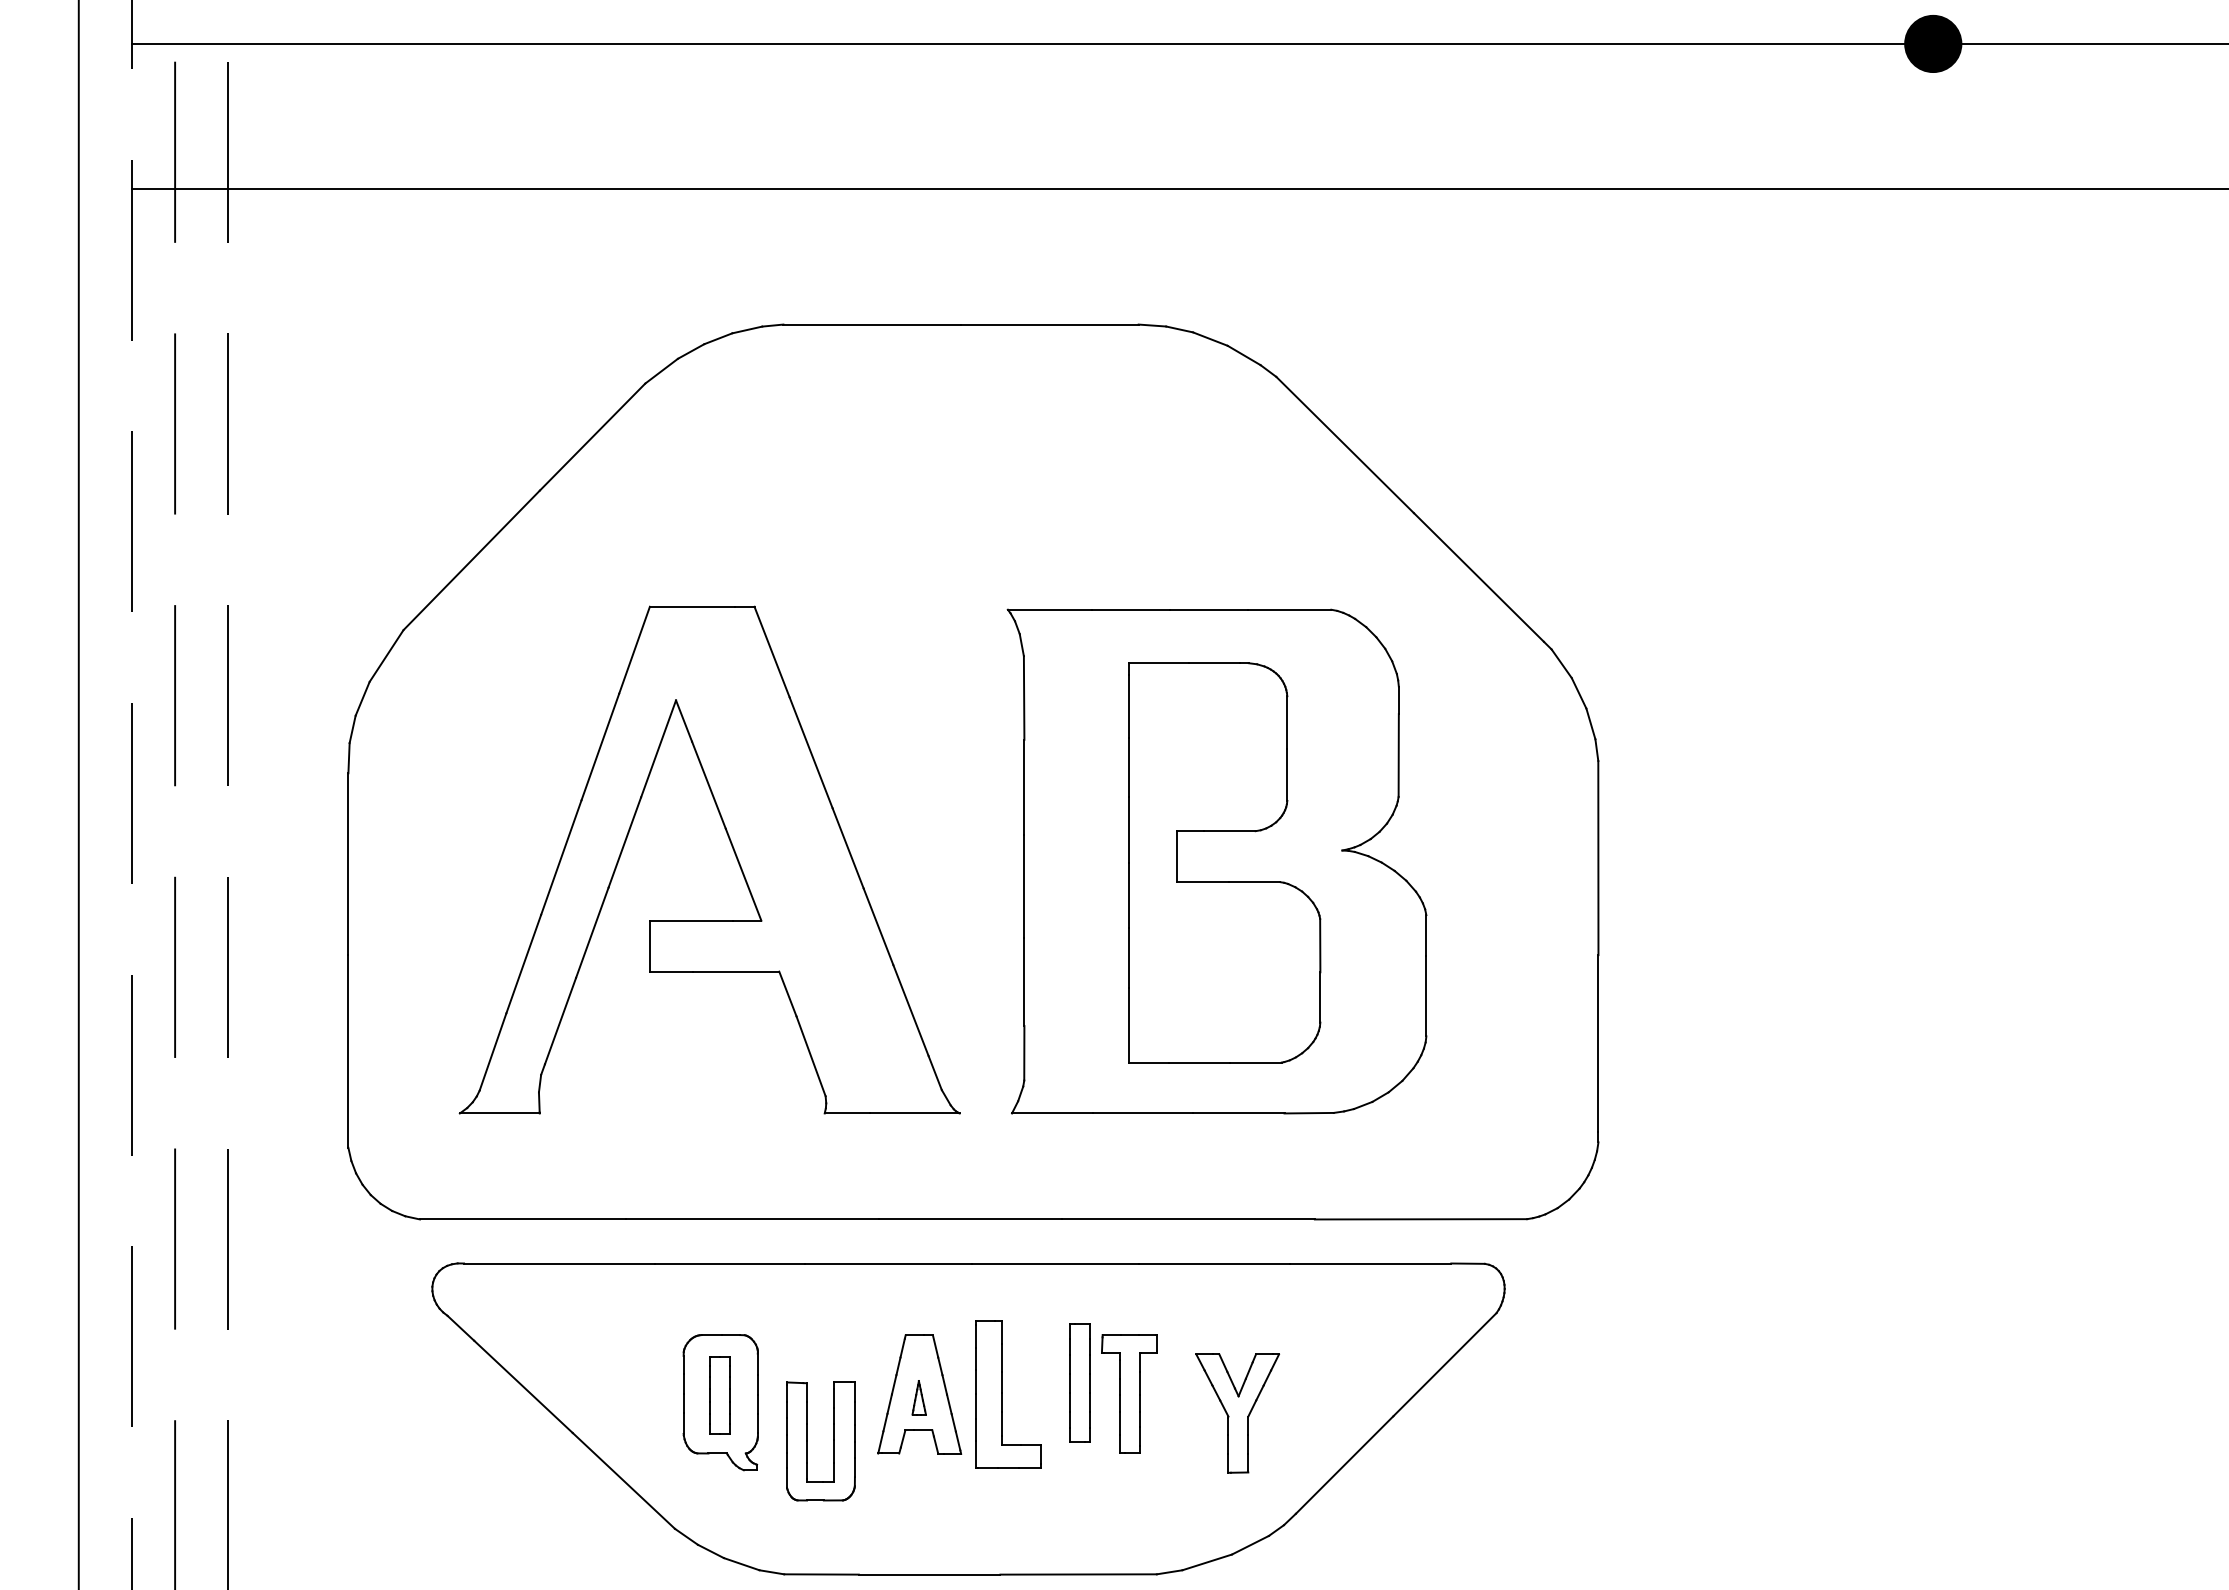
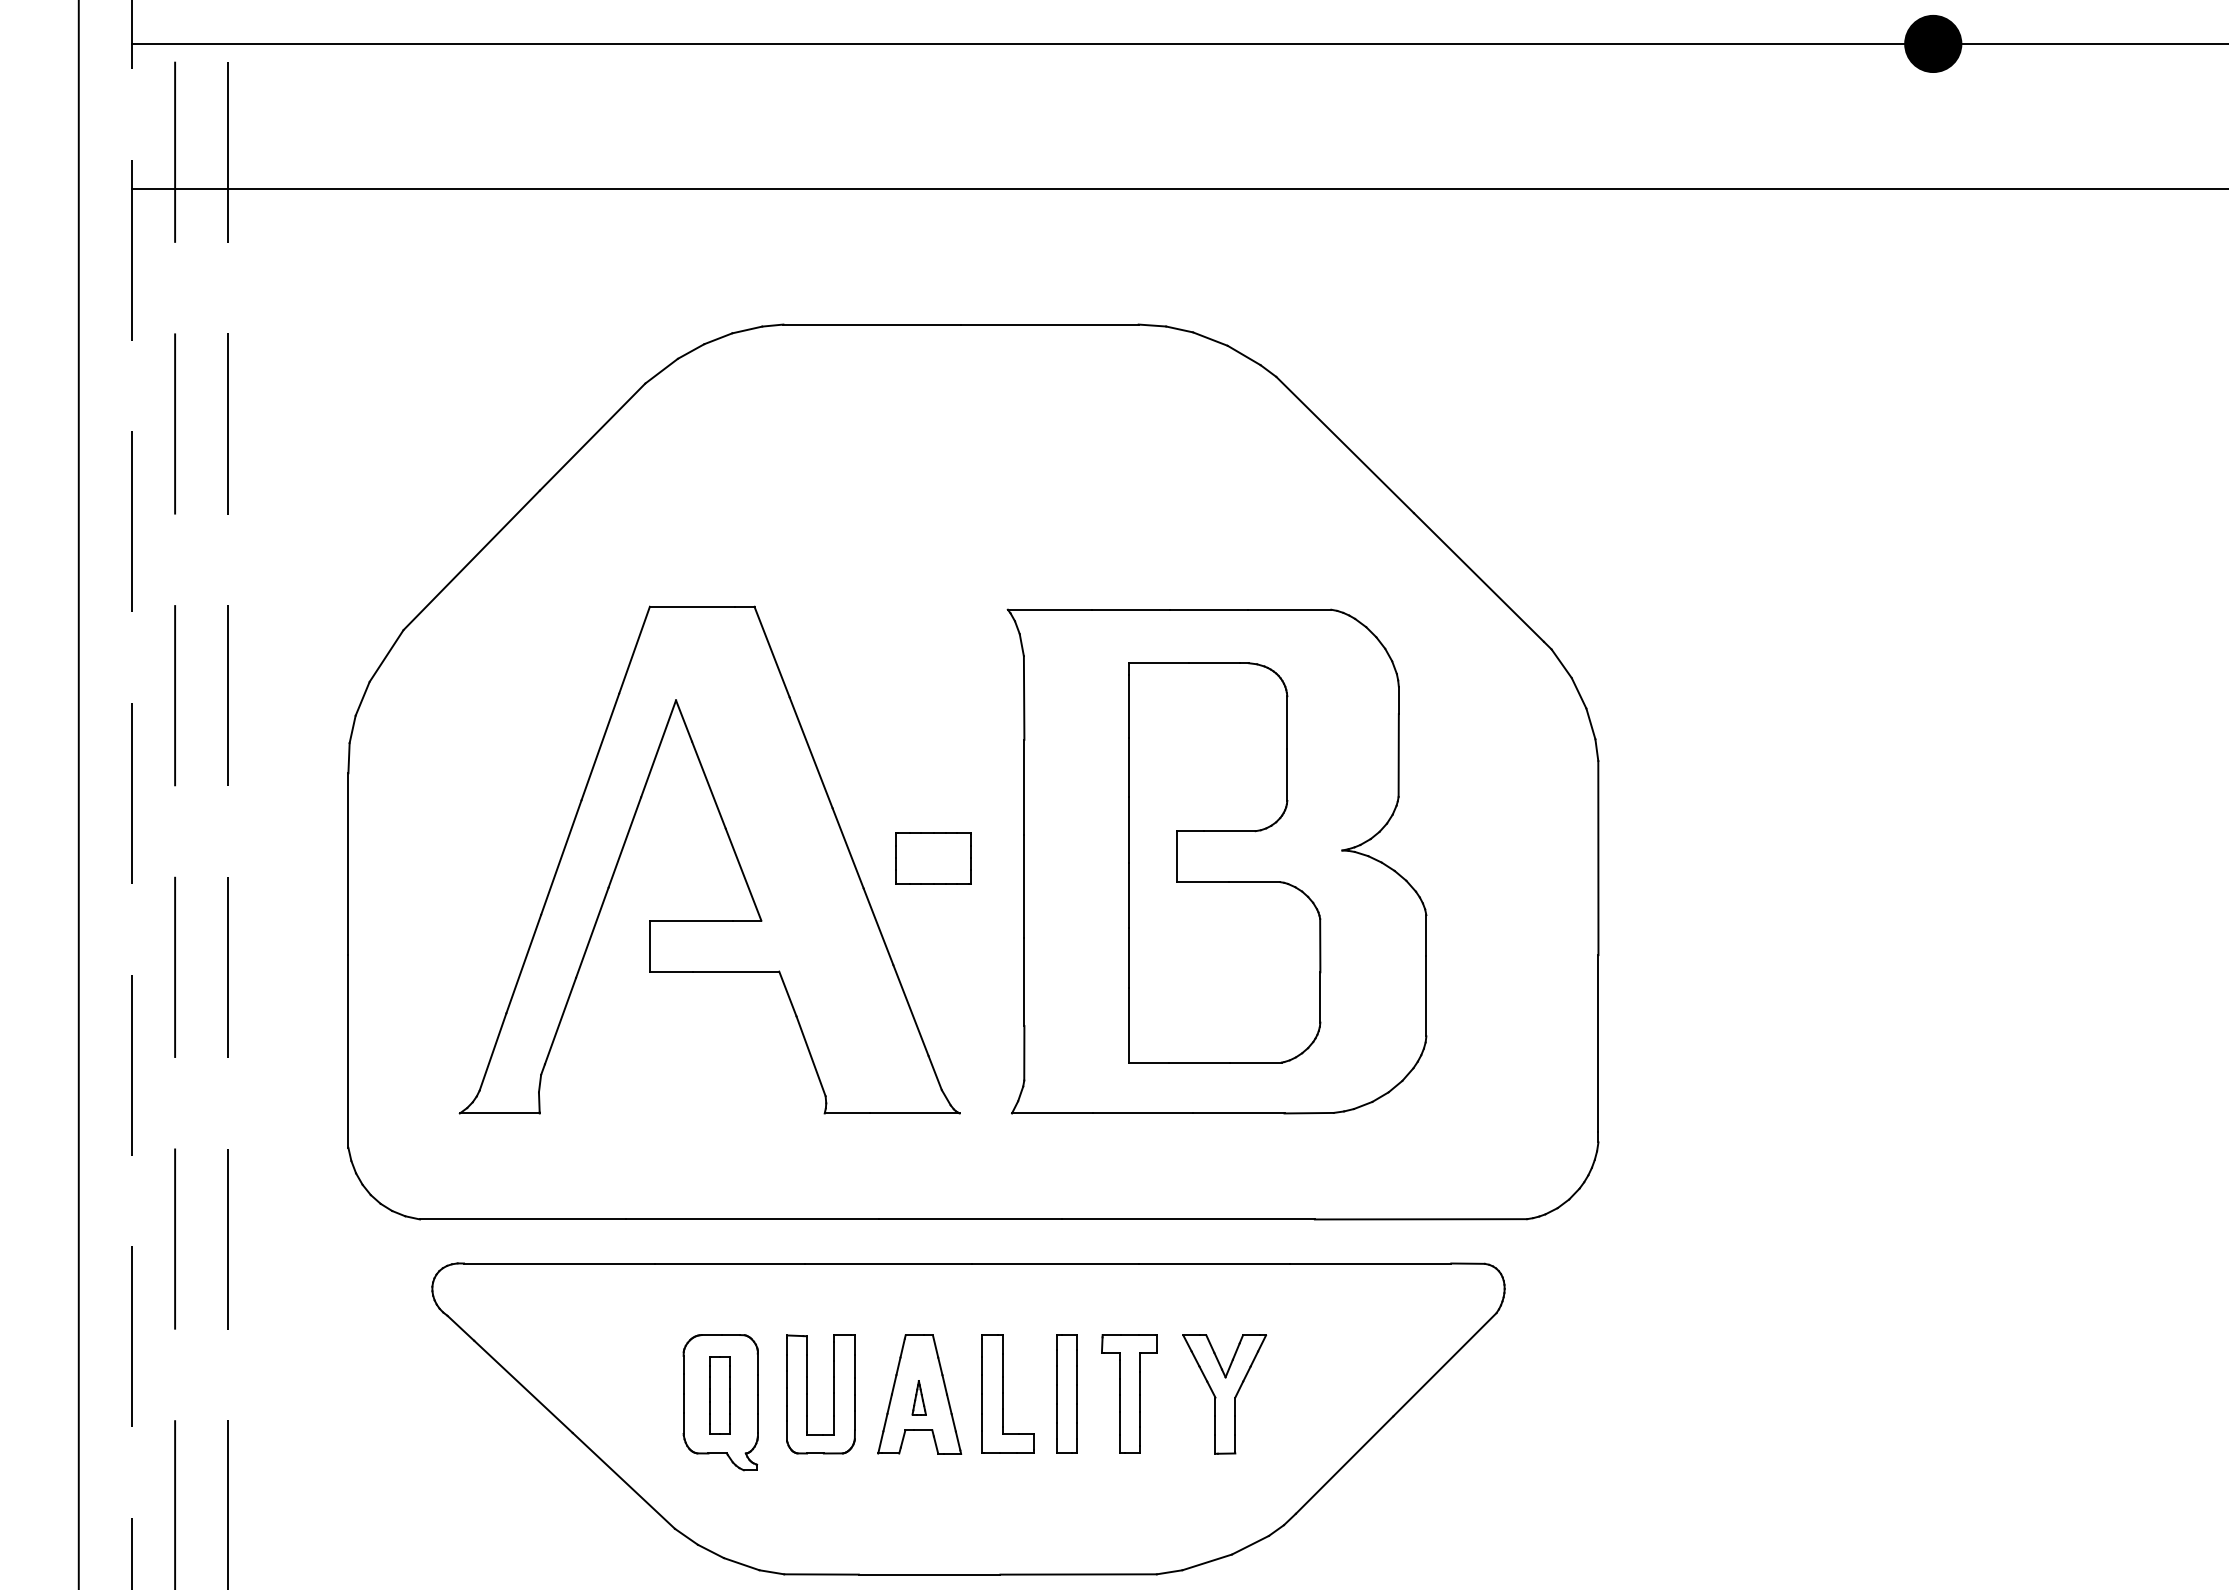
part: none -> present (933, 858)
part position: (1079, 1382) -> (1066, 1393) (1066, 1393)
part size: 67x149 px -> 54x120 px (1007, 1393)
part position: (1237, 1413) -> (1224, 1394) (1224, 1394)
part position: (807, 1441) -> (807, 1394) (807, 1394)
